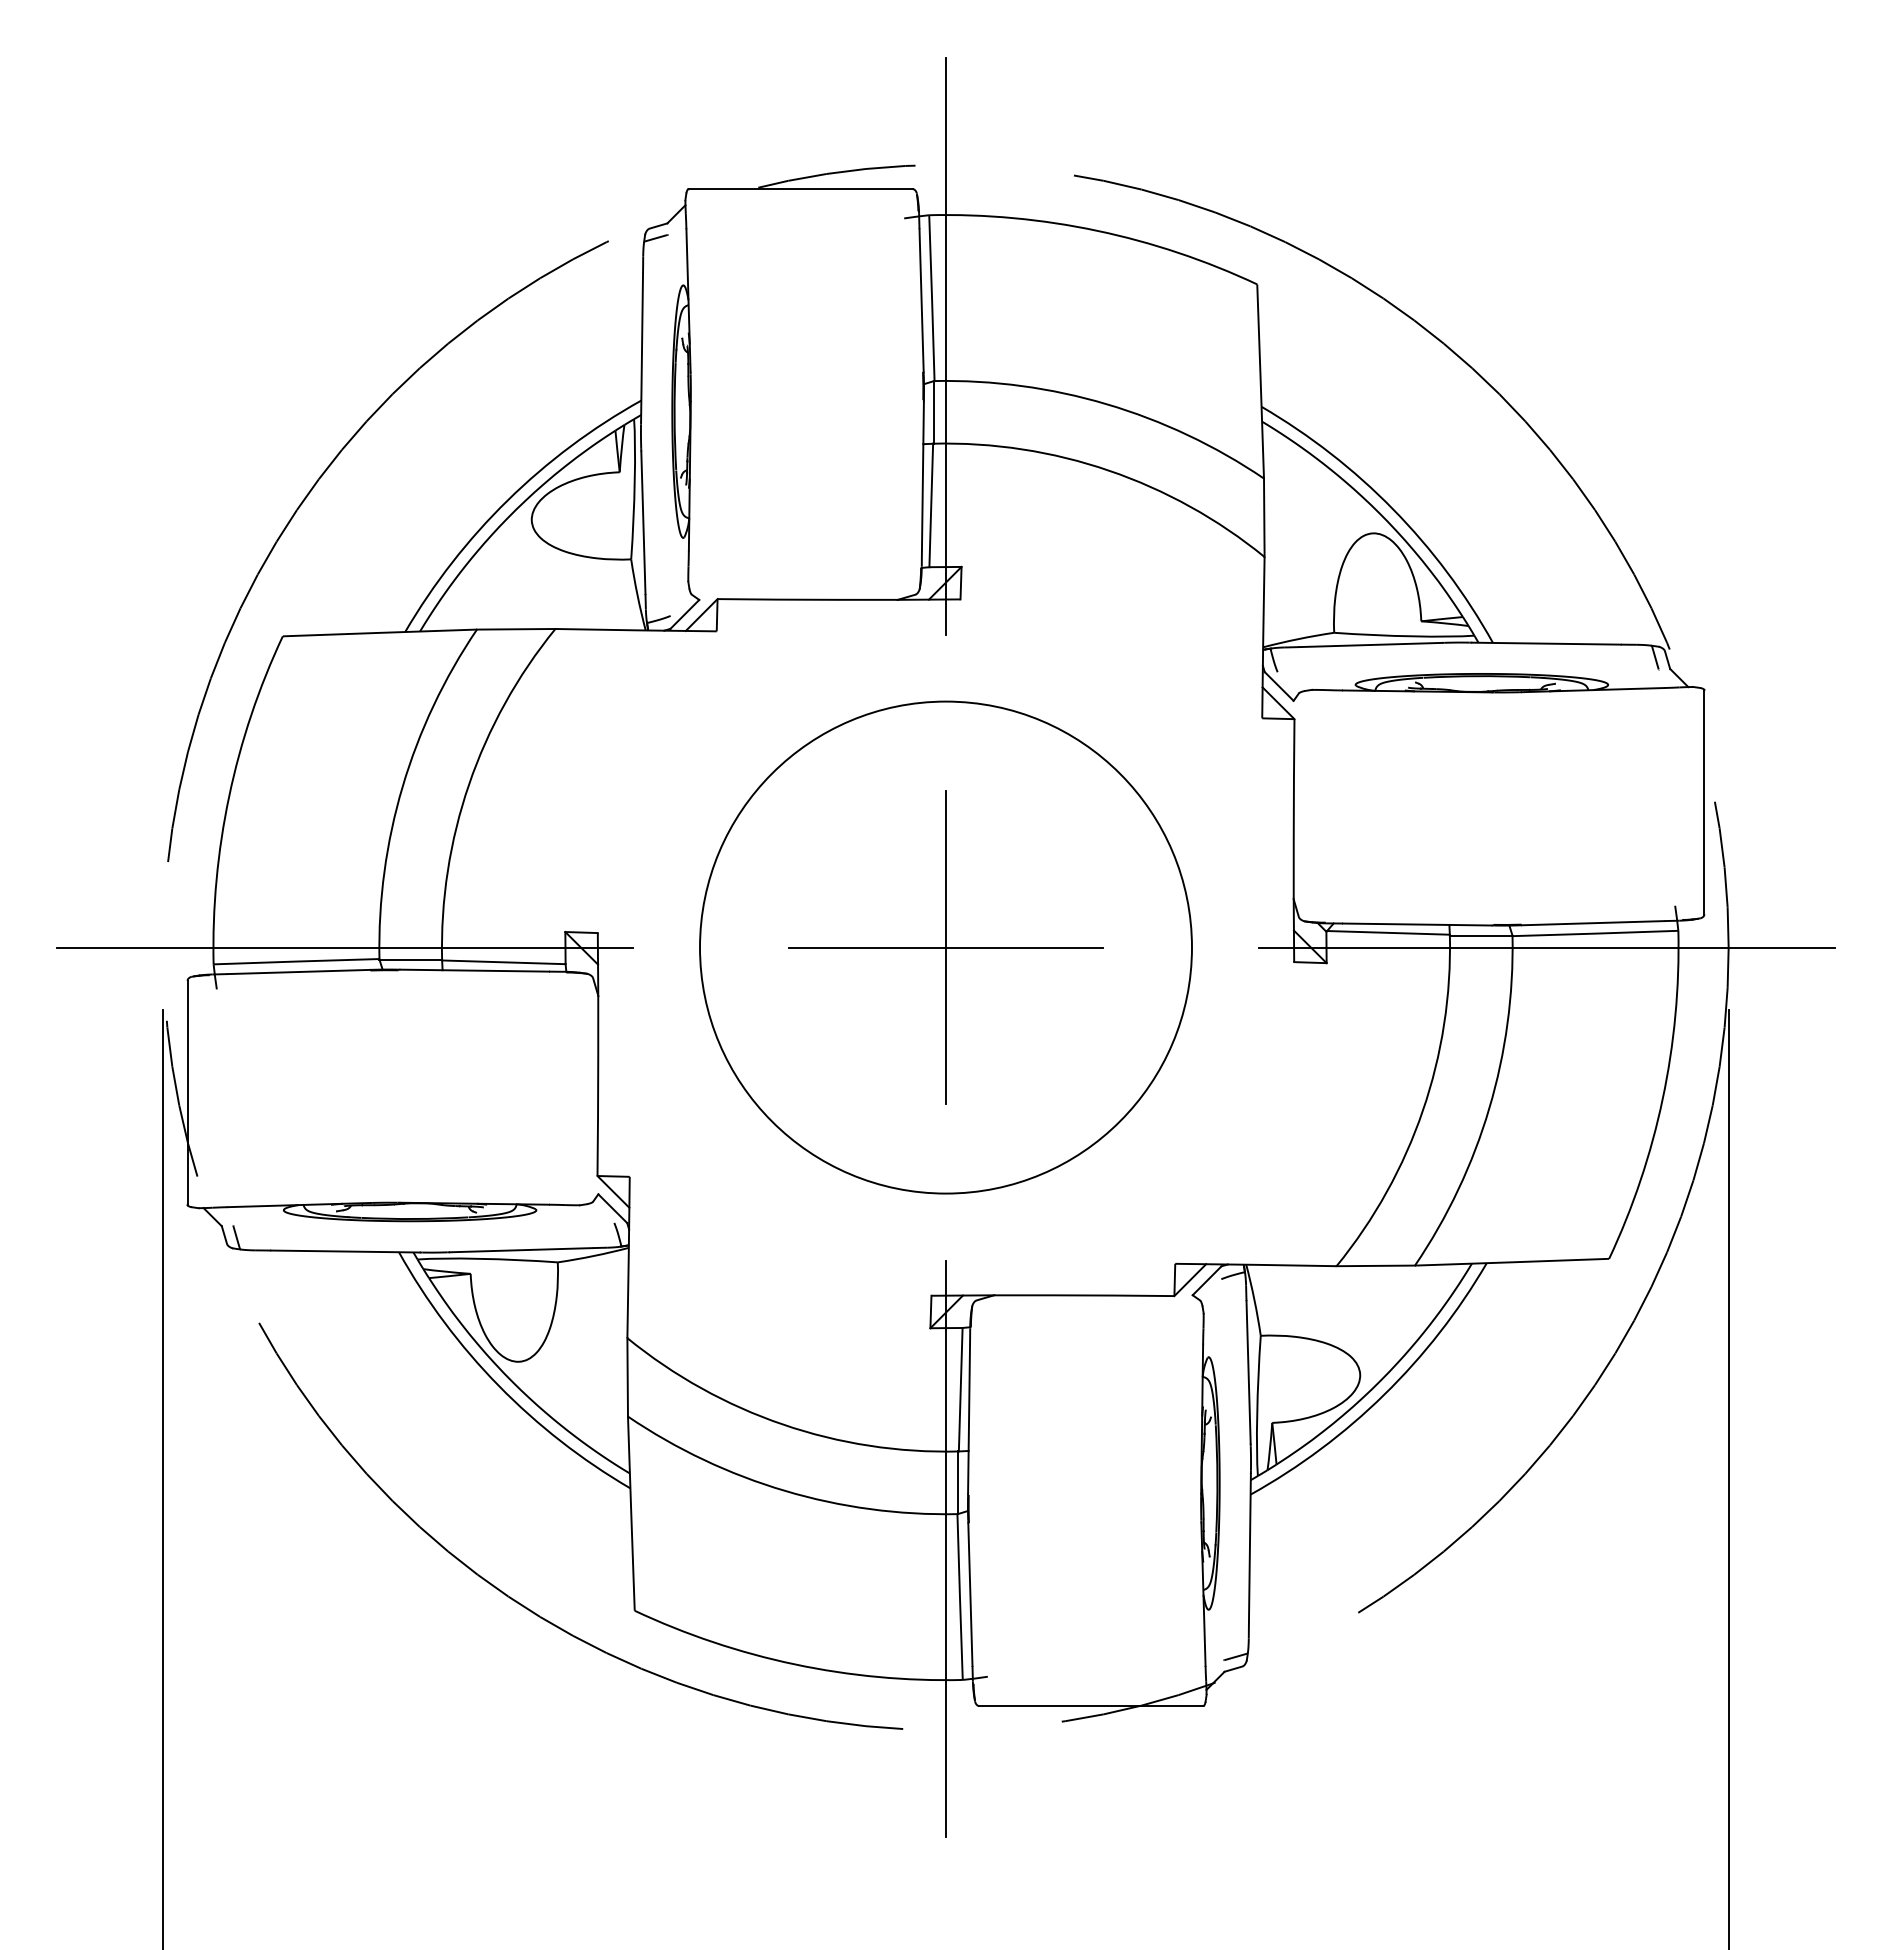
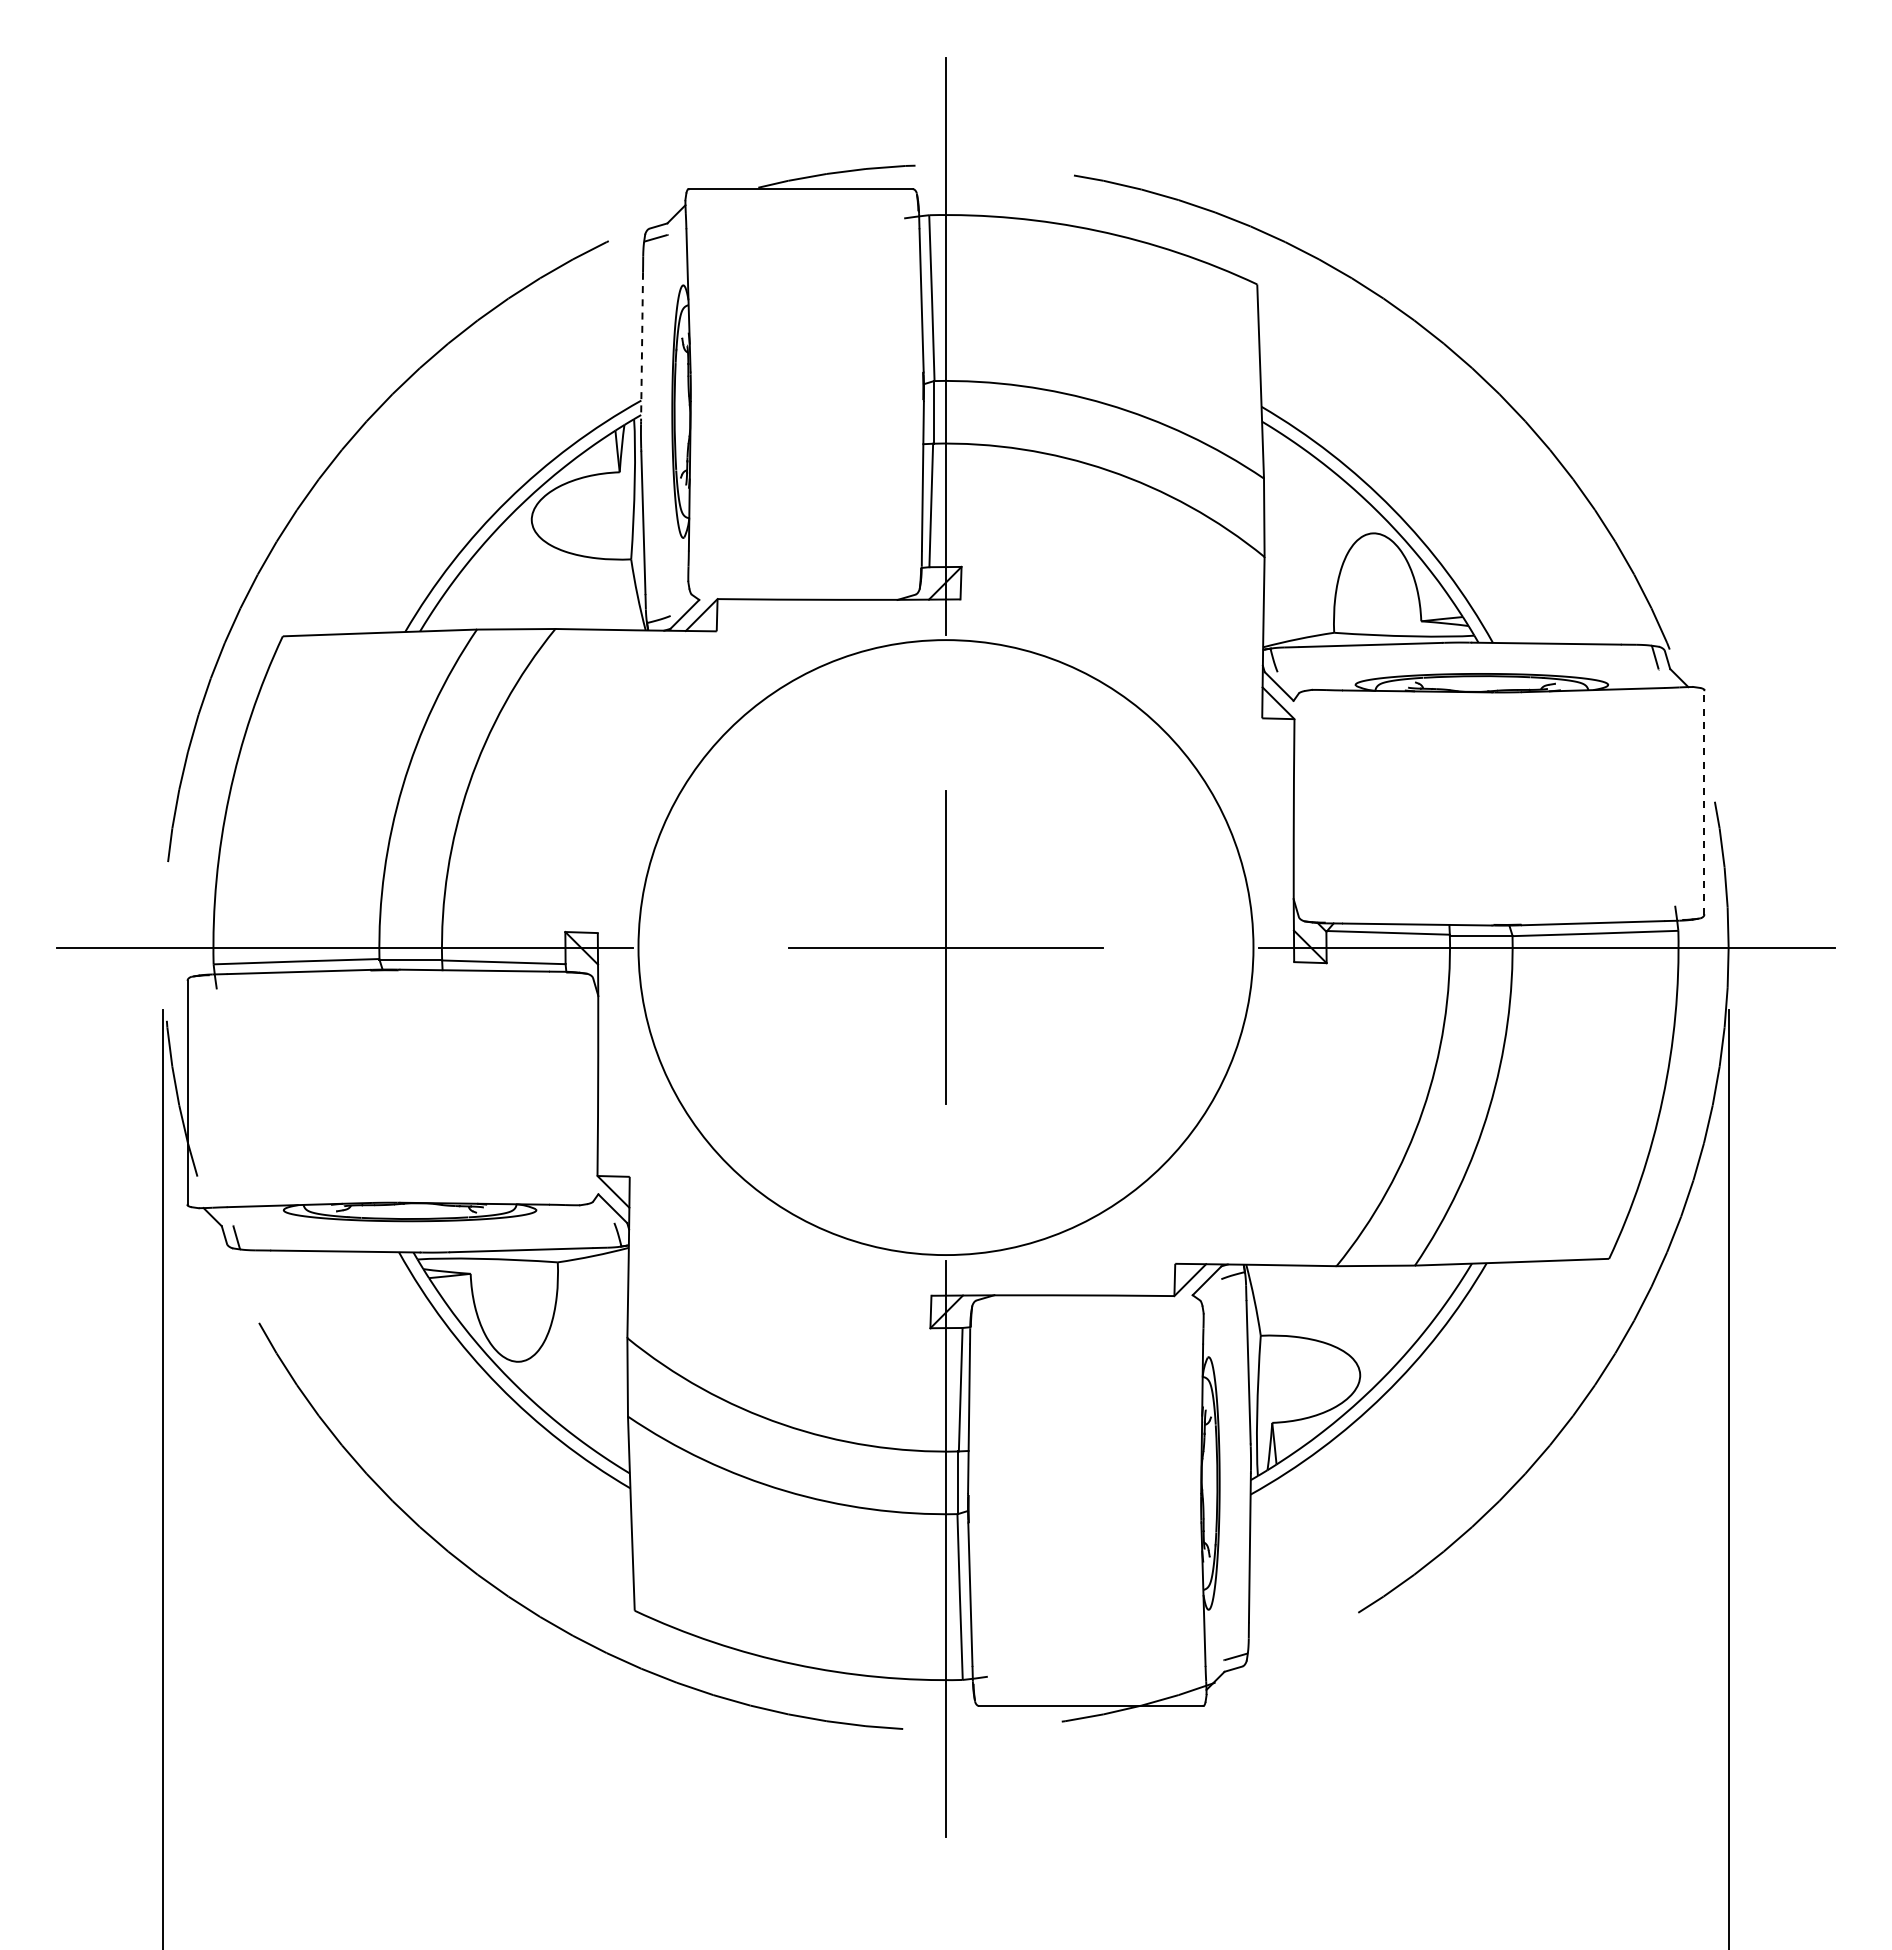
line: solid -> dashed (642, 347)
line: solid -> dashed (1704, 801)
circle diameter: 492 px -> 615 px (945, 947)
